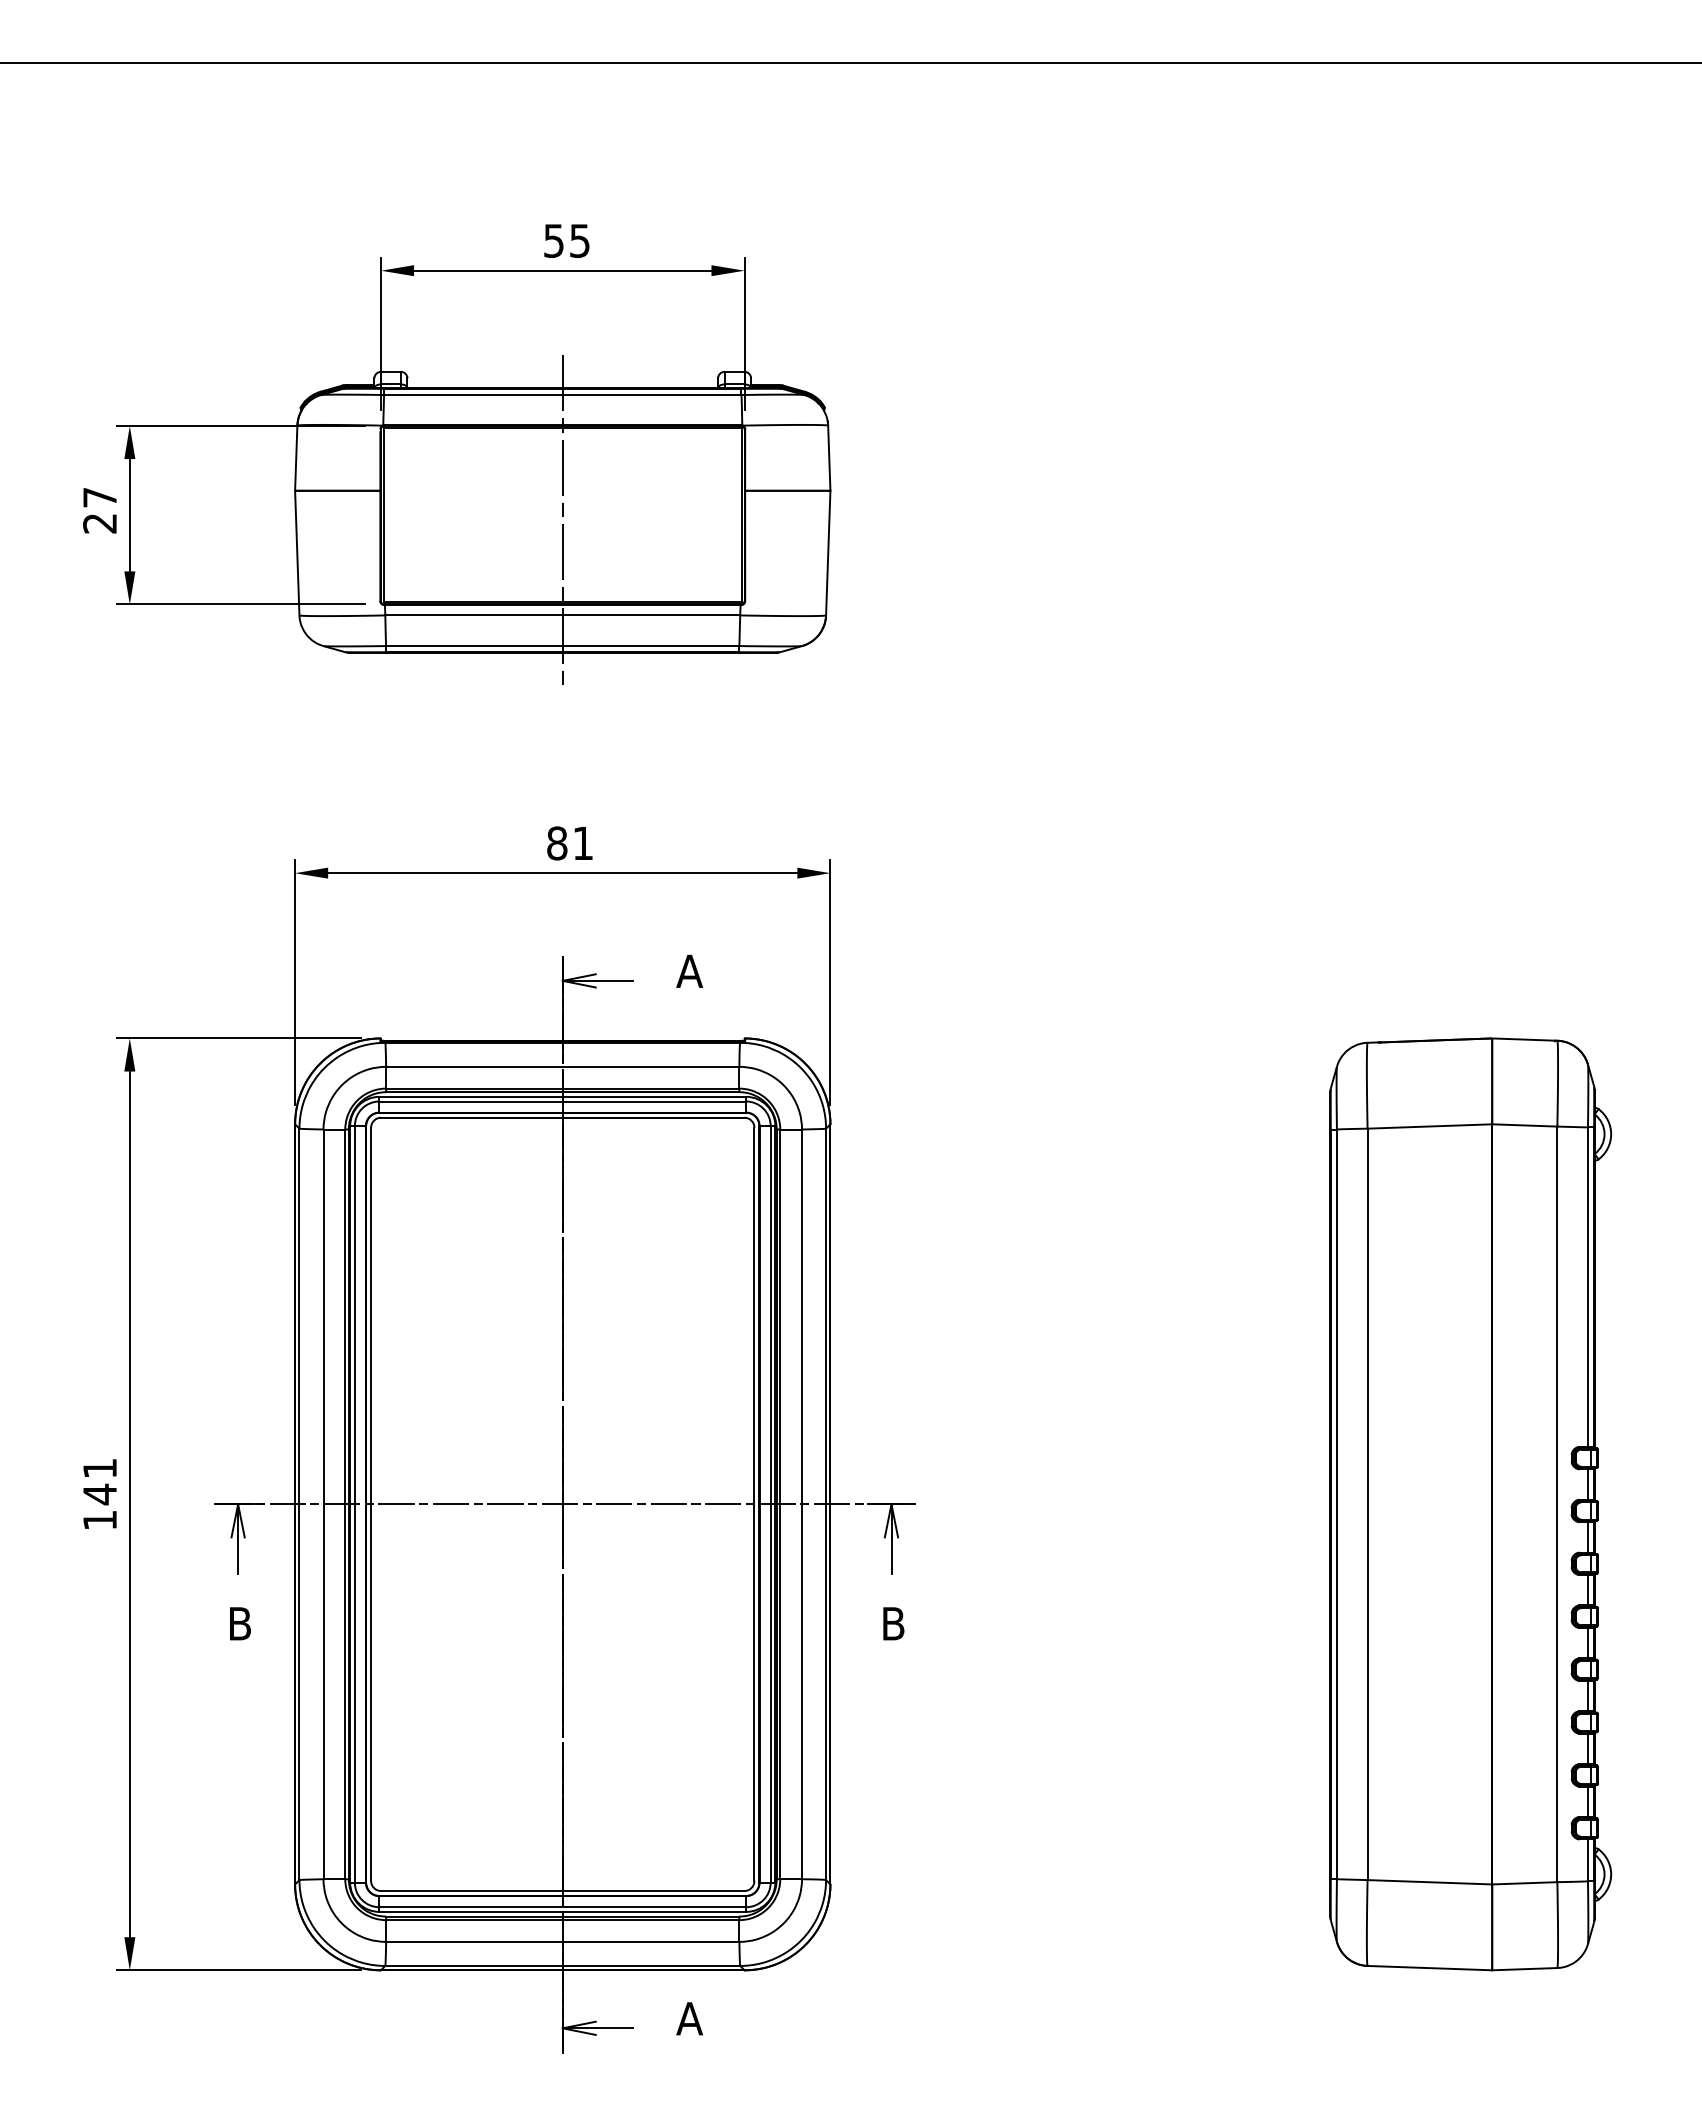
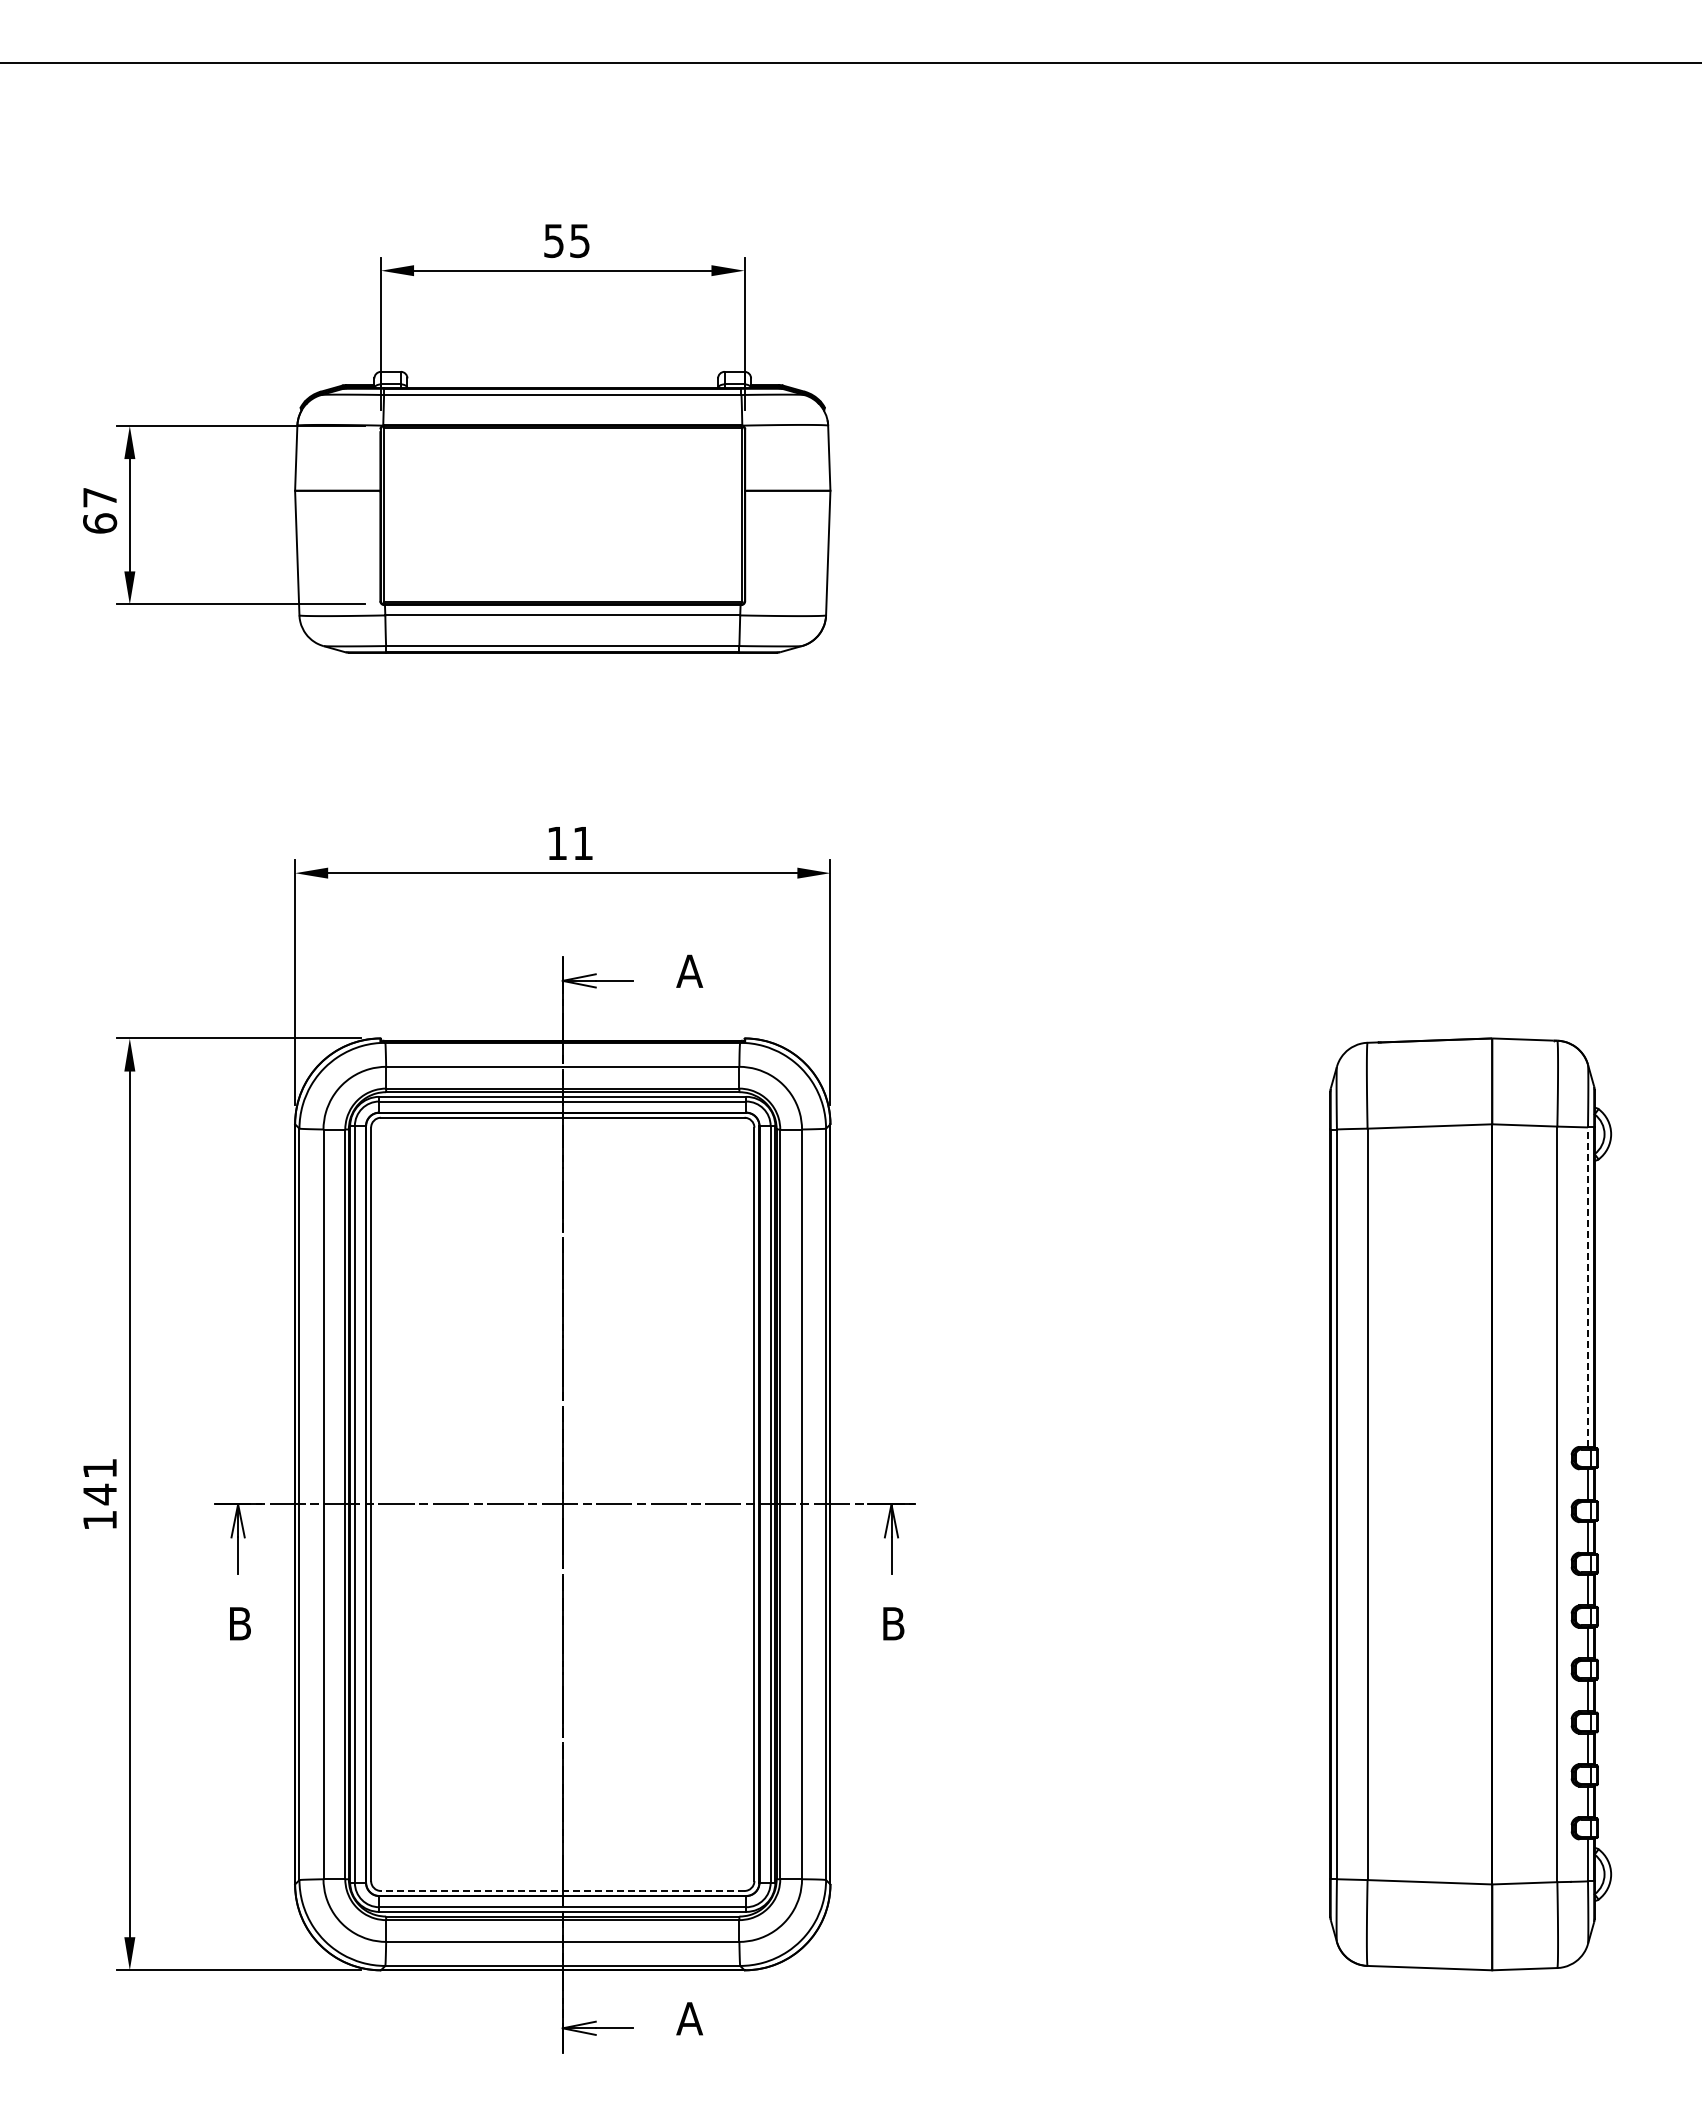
line: present -> none (562, 520)
text: 27 -> 67 (100, 523)
text: 81 -> 11 (557, 843)
line: solid -> dashed (1587, 1287)
line: solid -> dashed (562, 1891)
